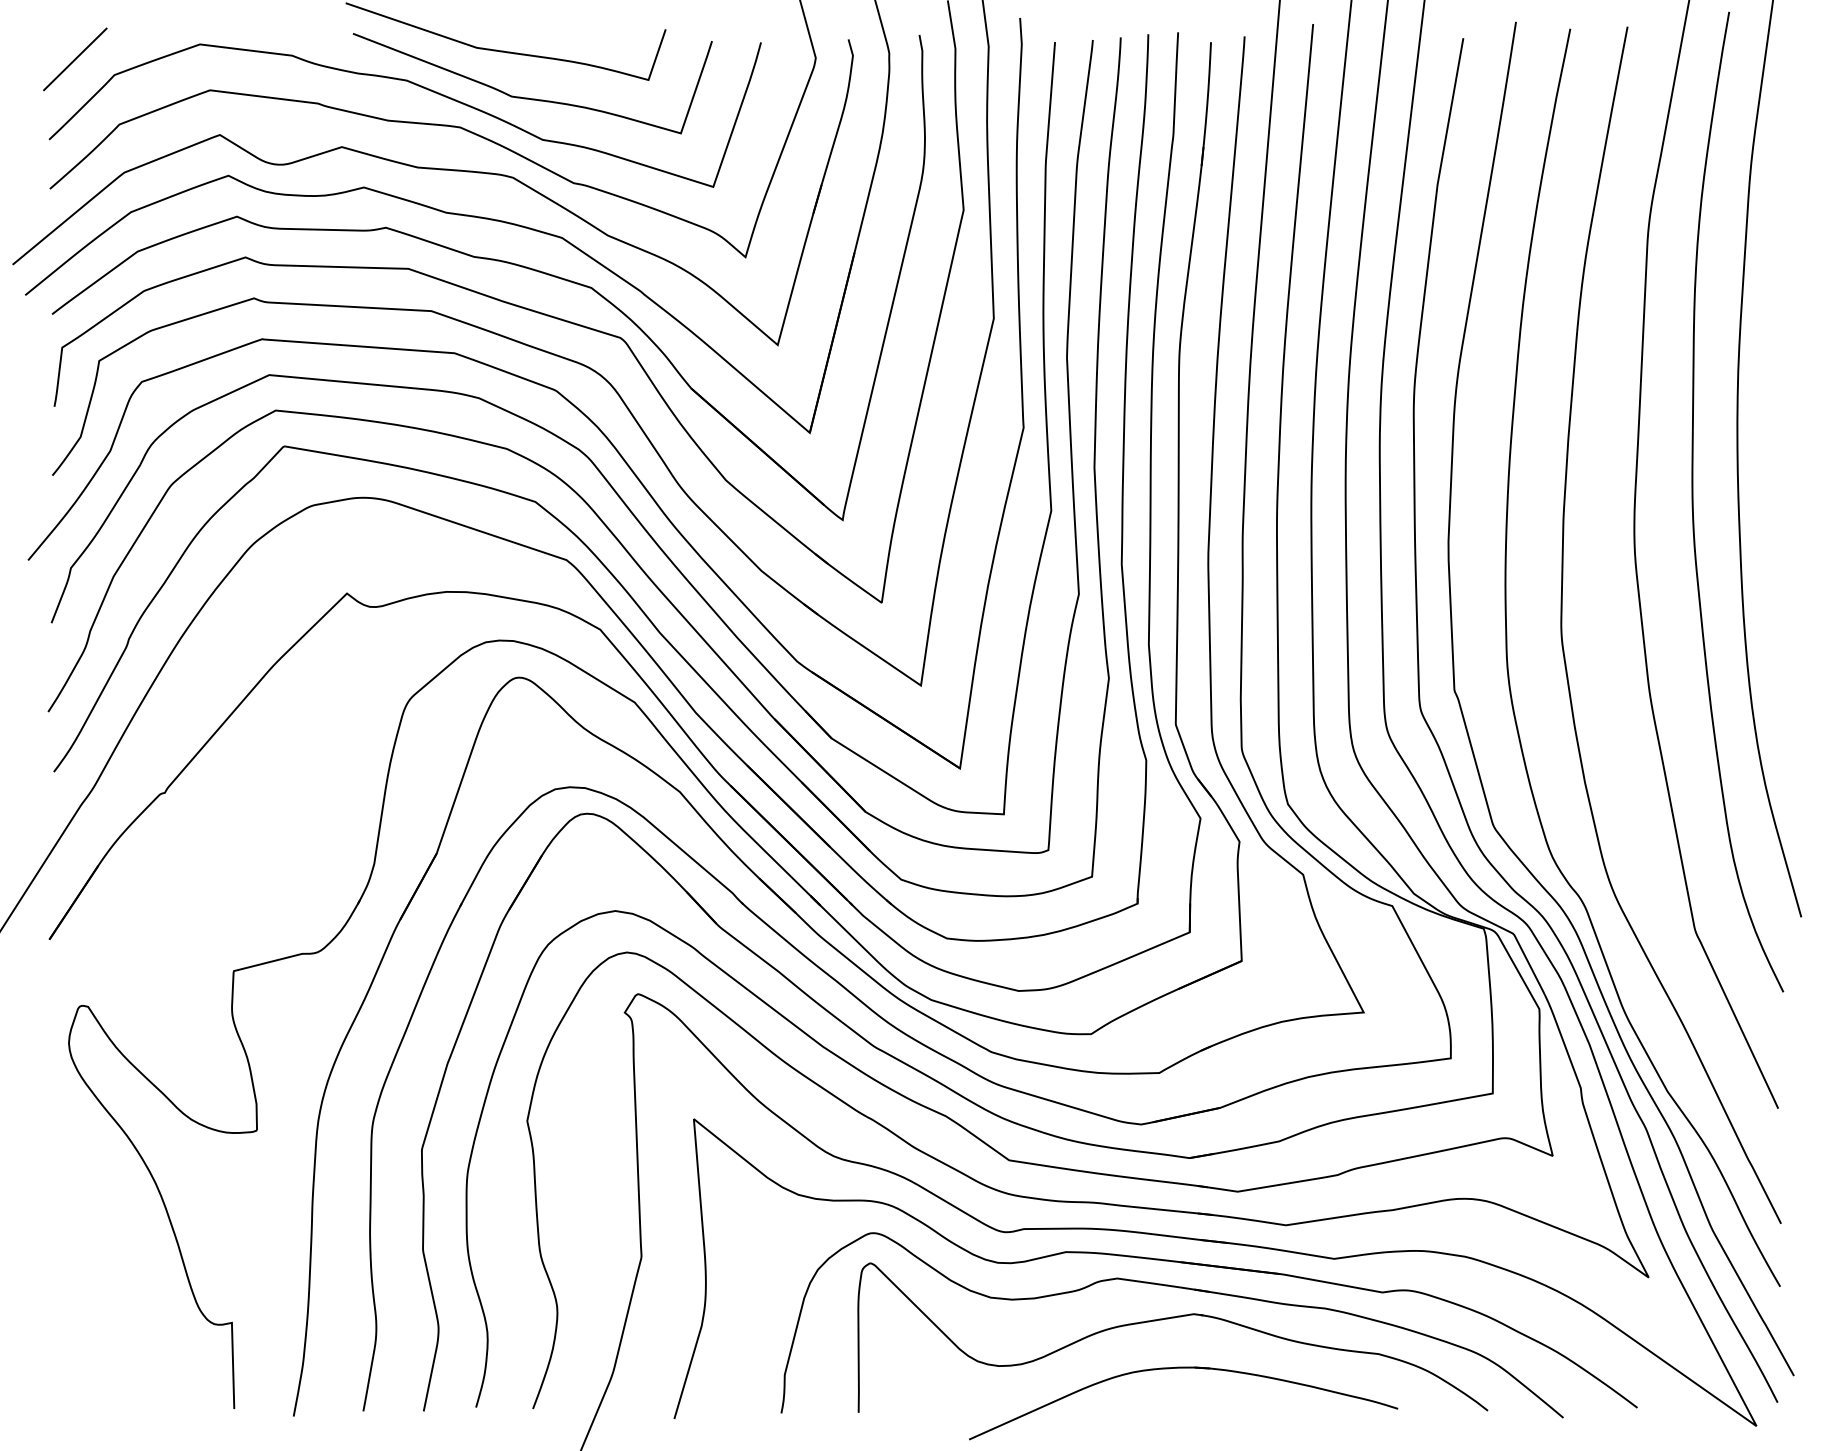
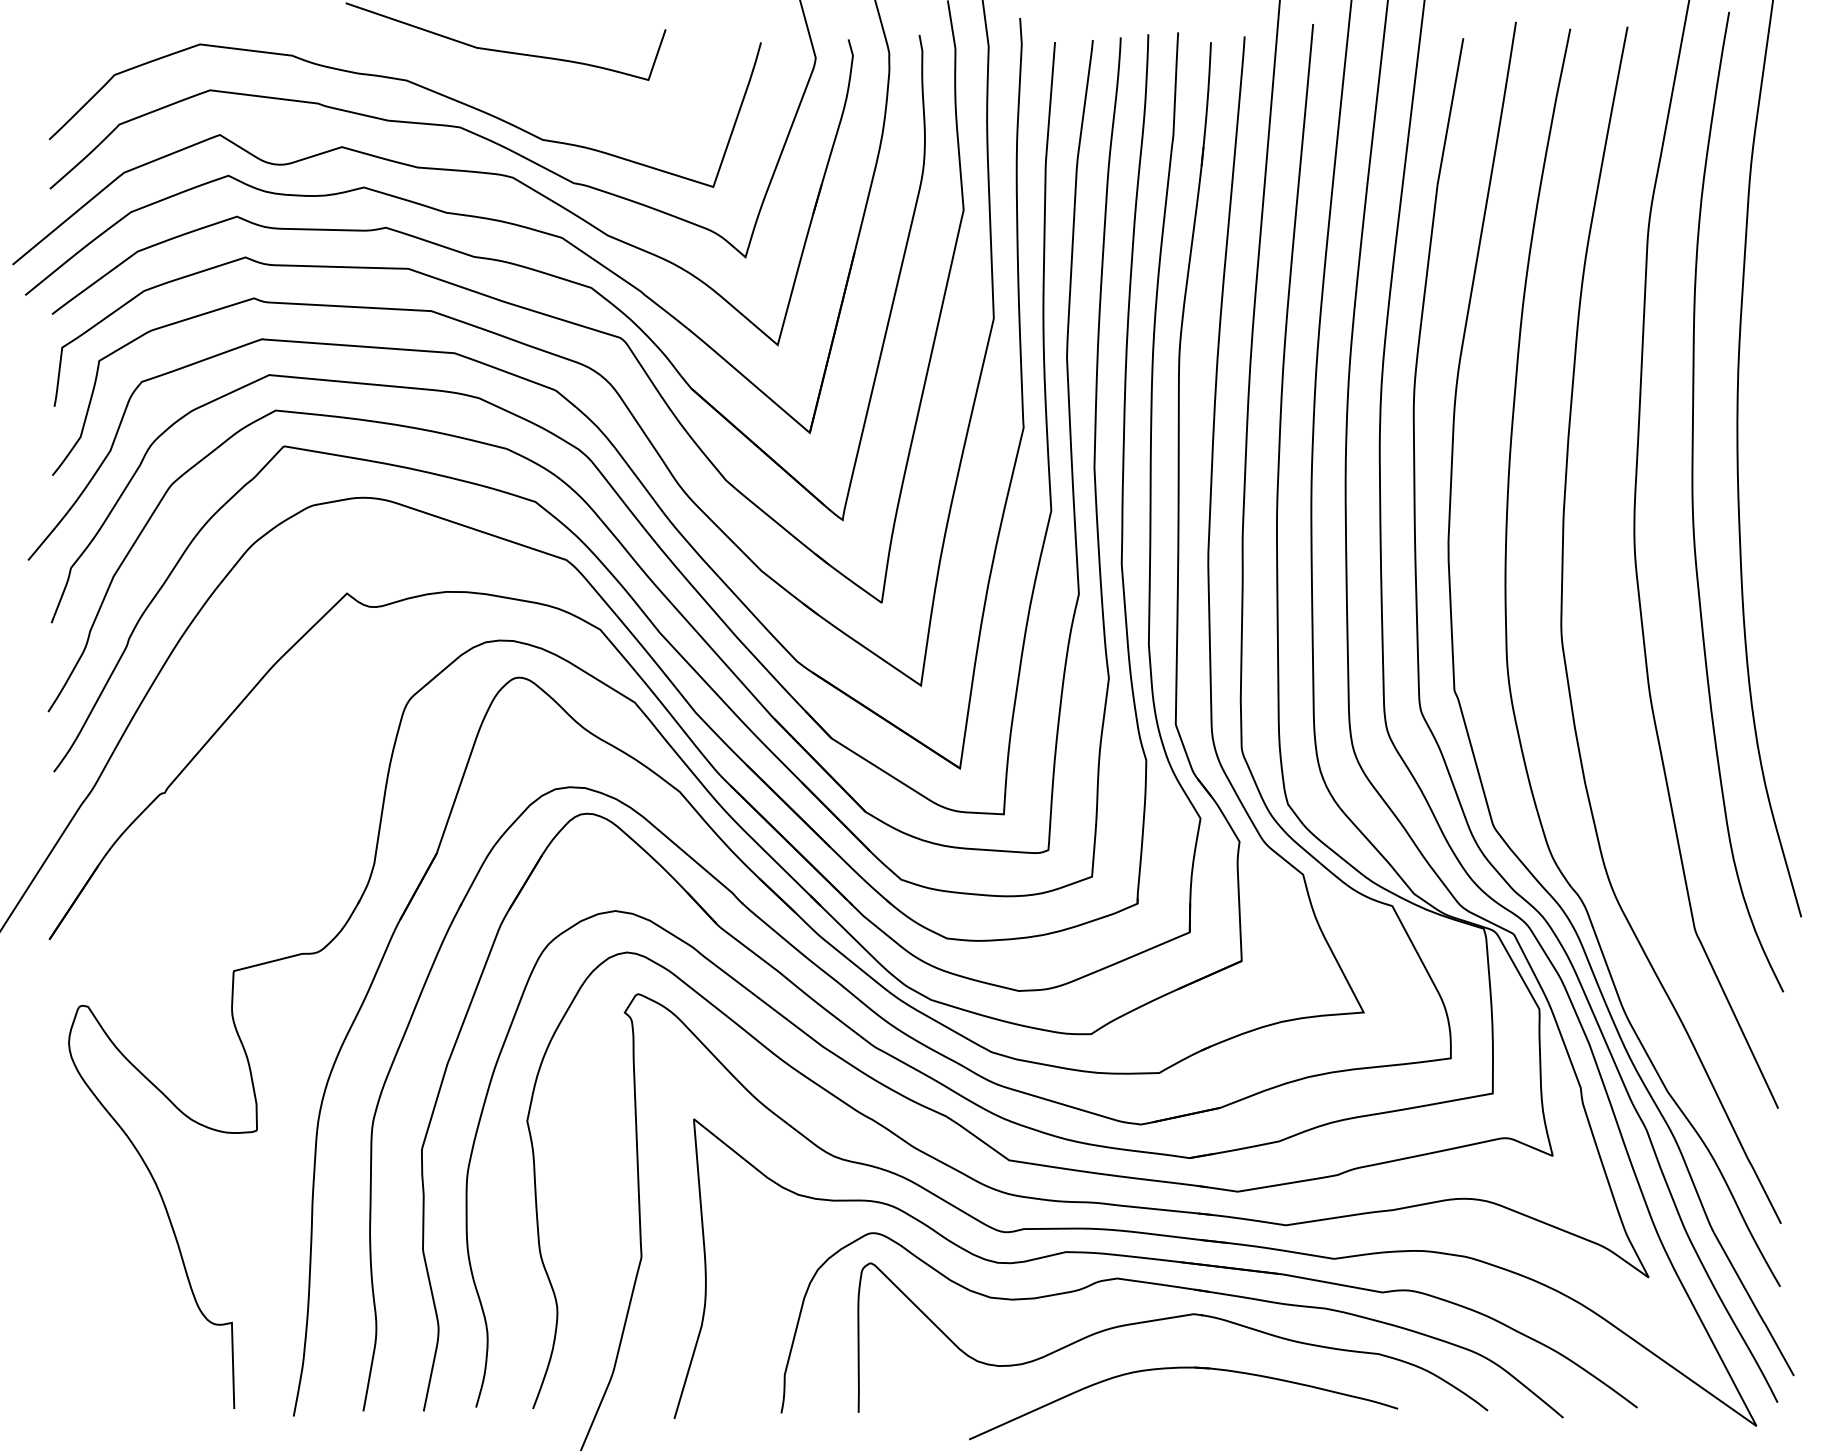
line: present -> none (75, 59)
curve: present -> none (528, 97)
